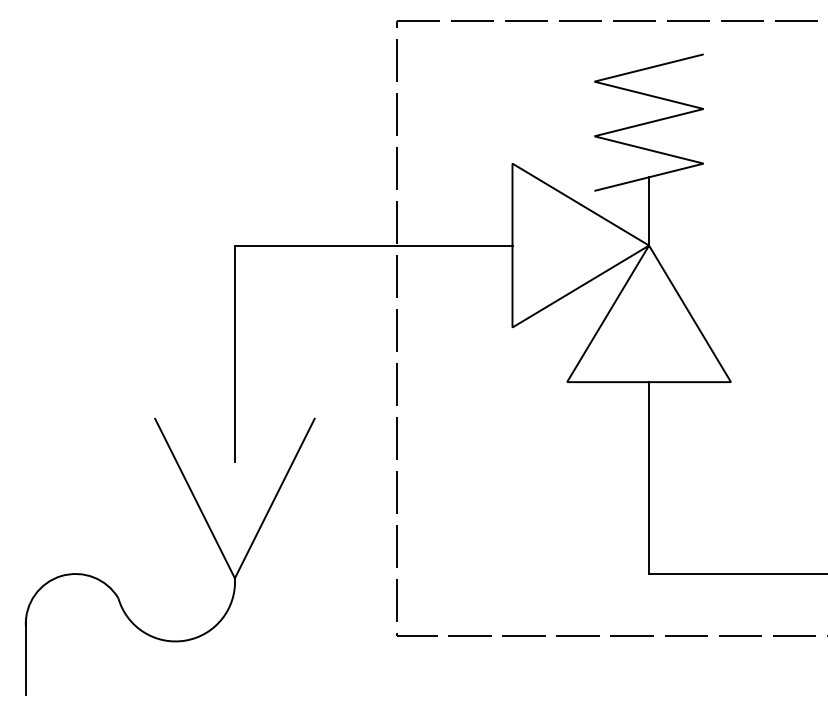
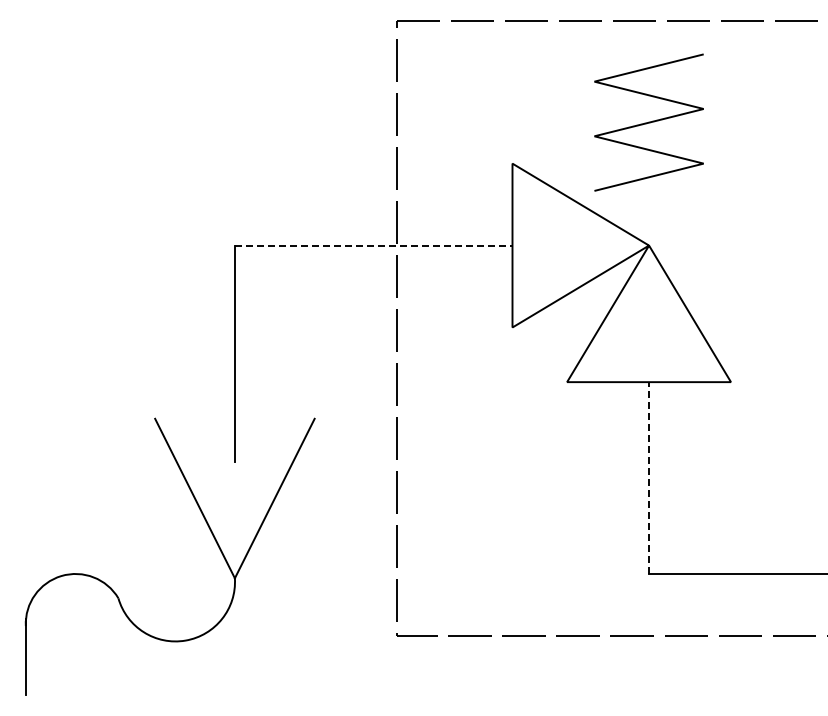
line: present -> none (649, 211)
line: solid -> dashed (373, 245)
line: solid -> dashed (649, 477)
